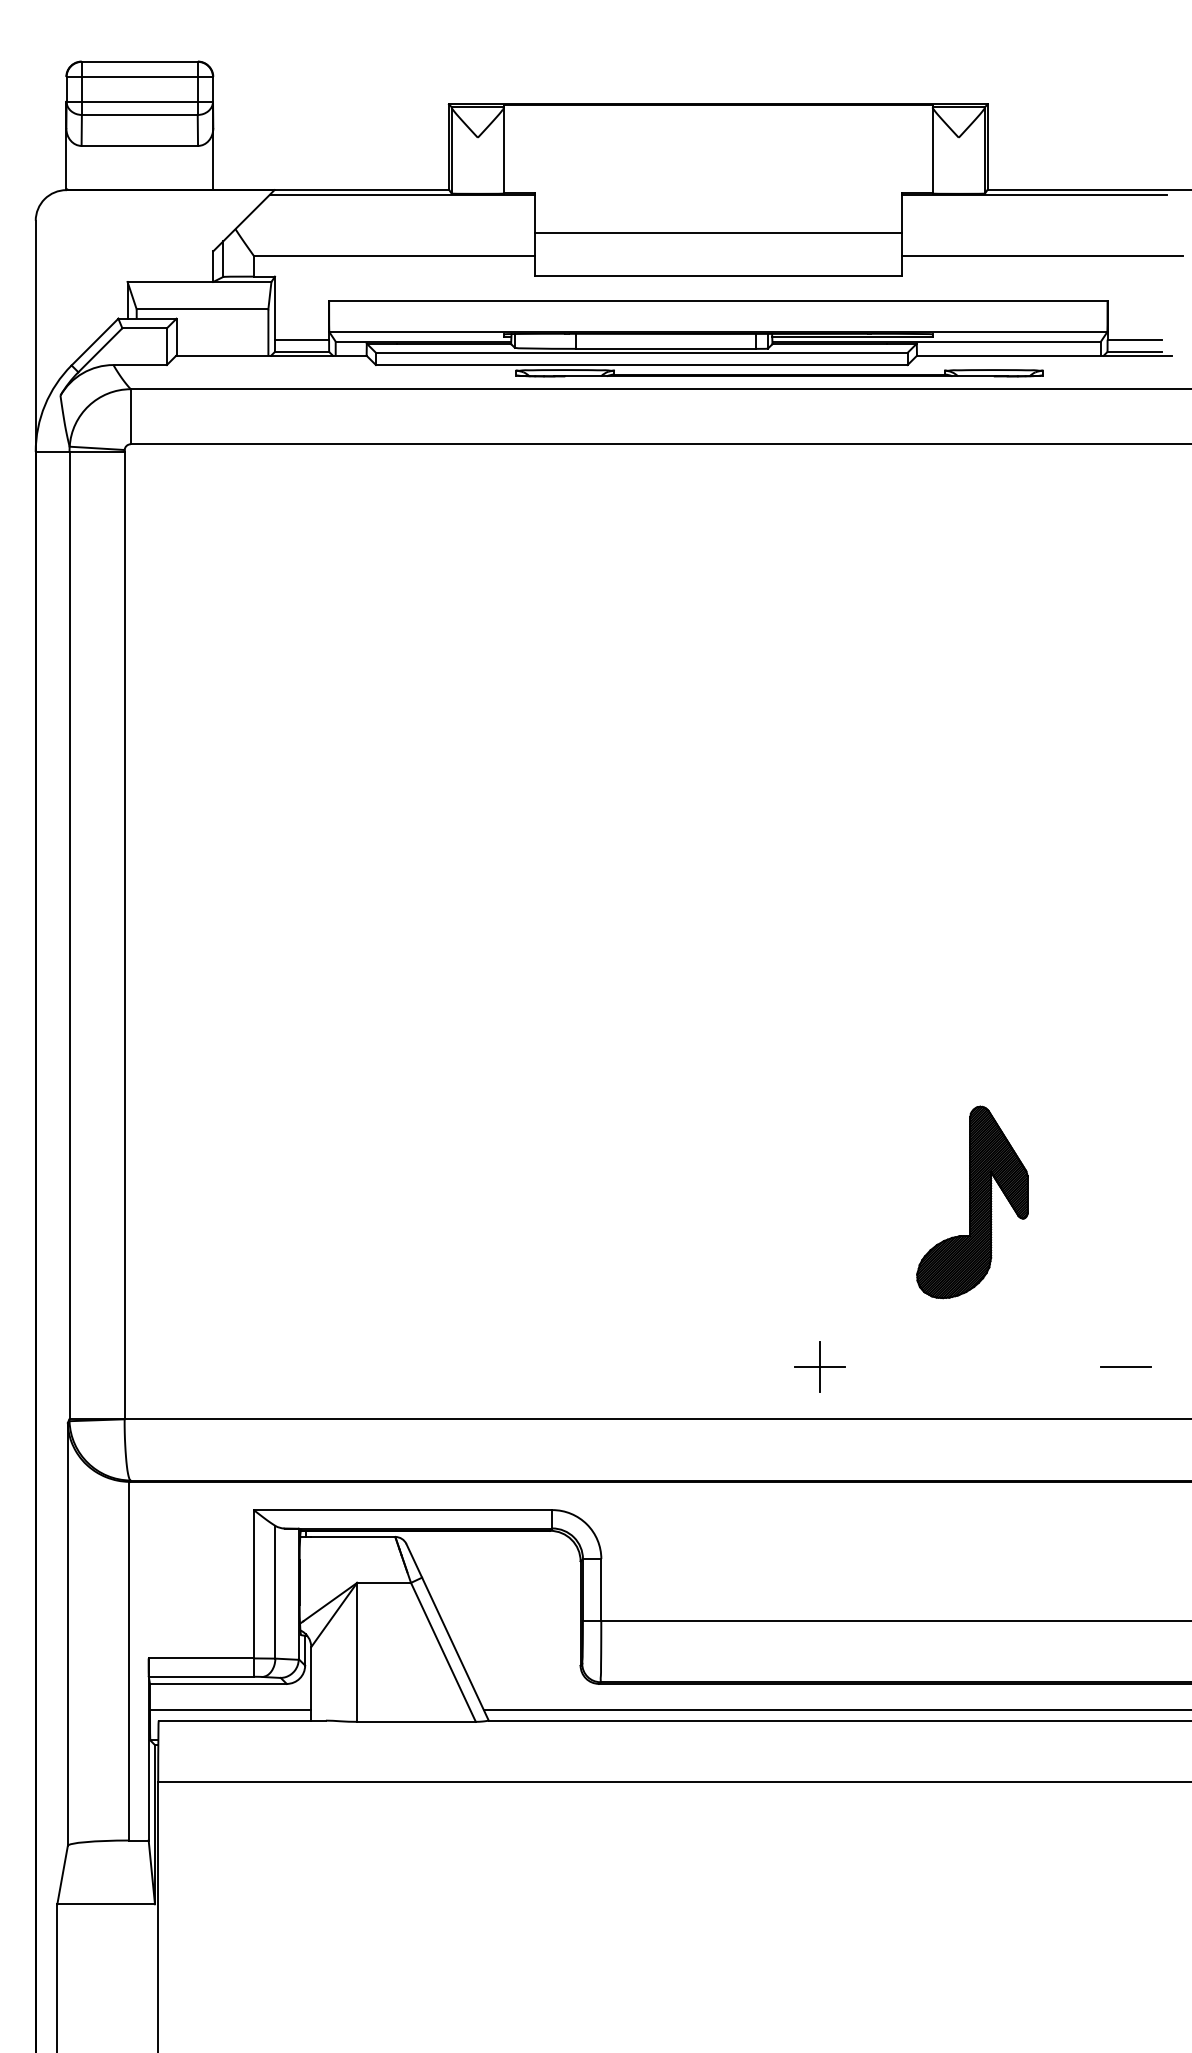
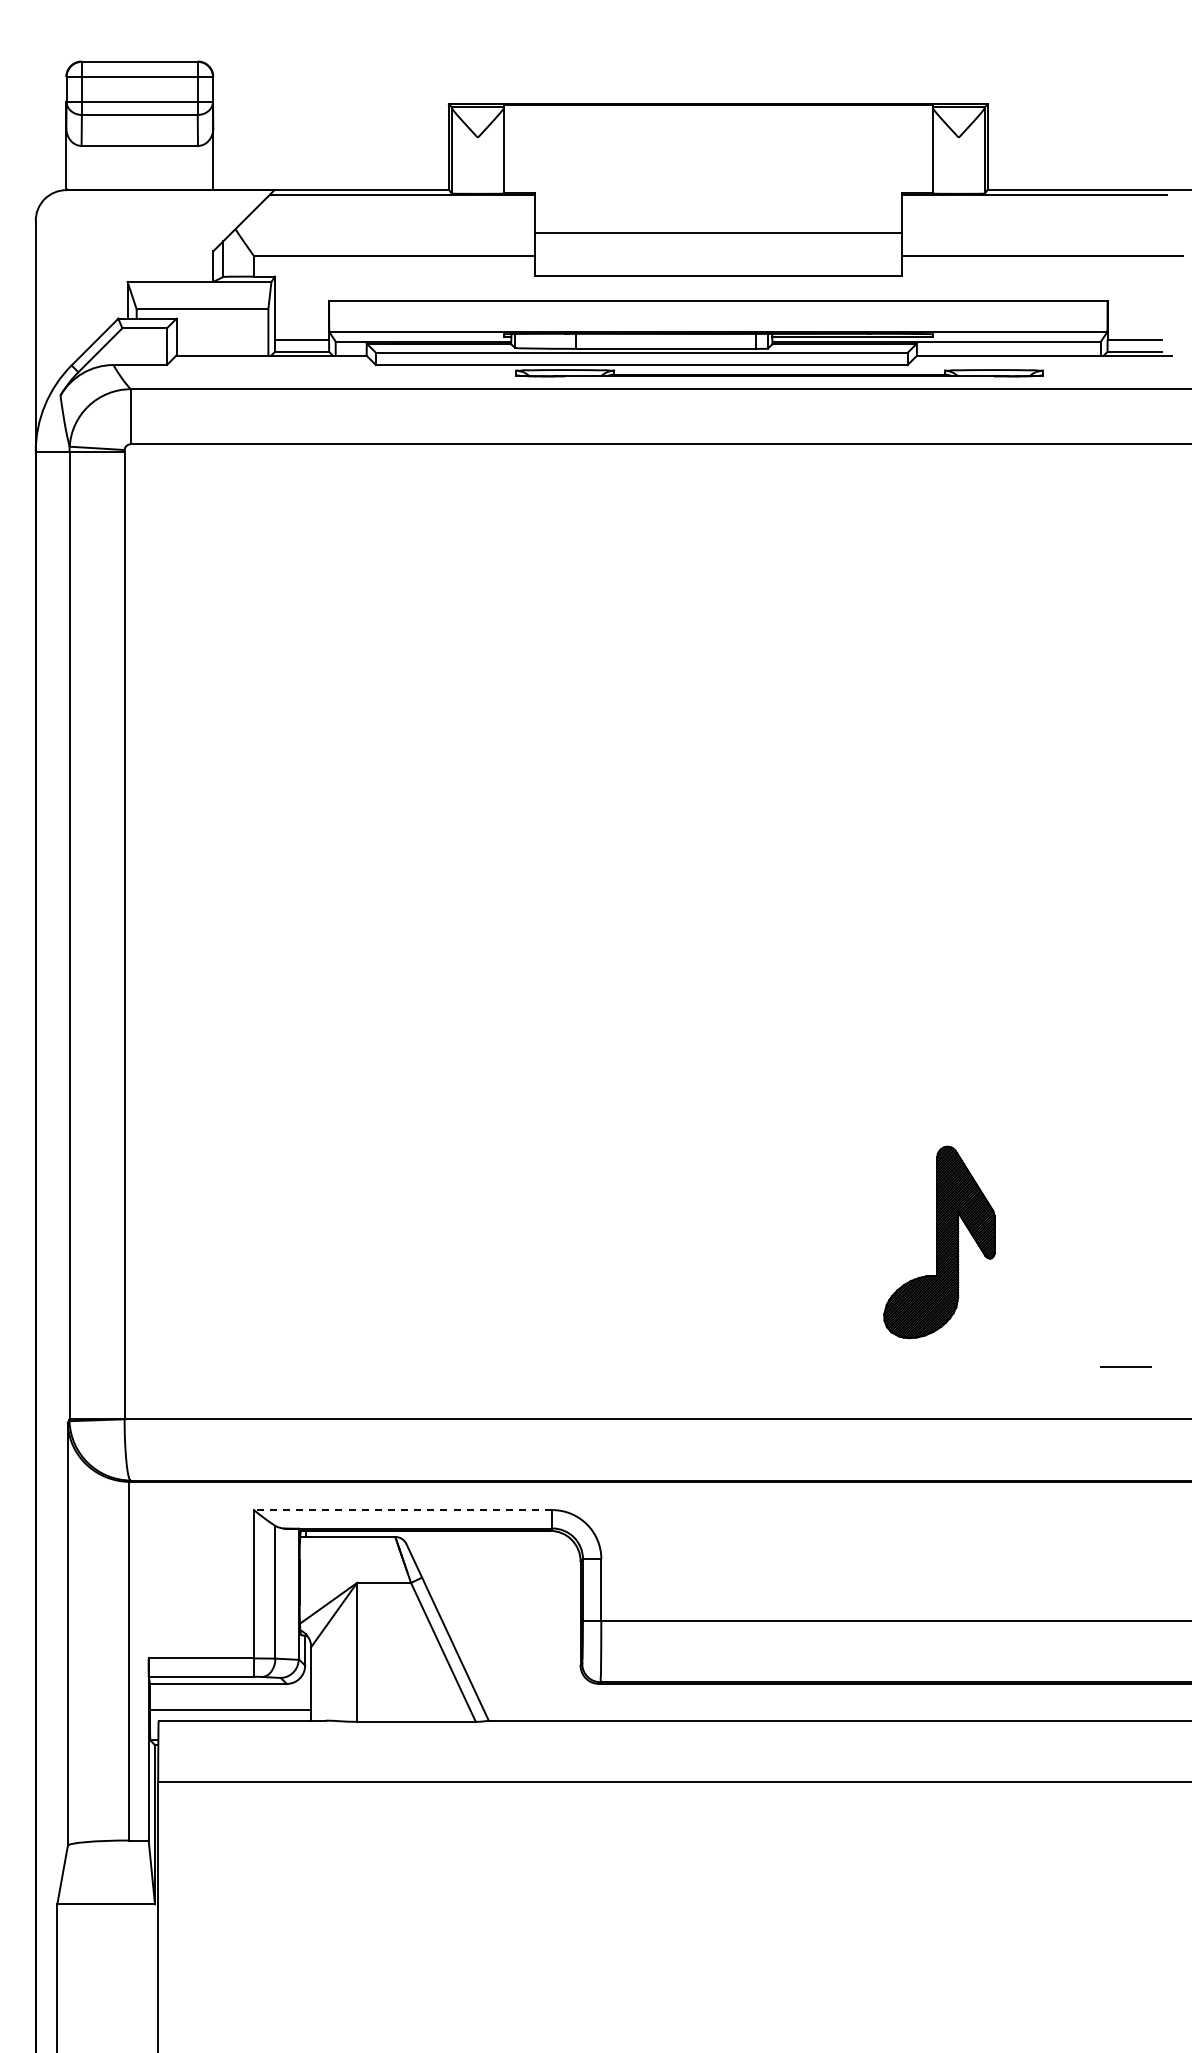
part position: (972, 1202) -> (939, 1242) (939, 1242)
part: present -> none (819, 1366)
line: solid -> dashed (402, 1510)
line: present -> none (835, 1709)
